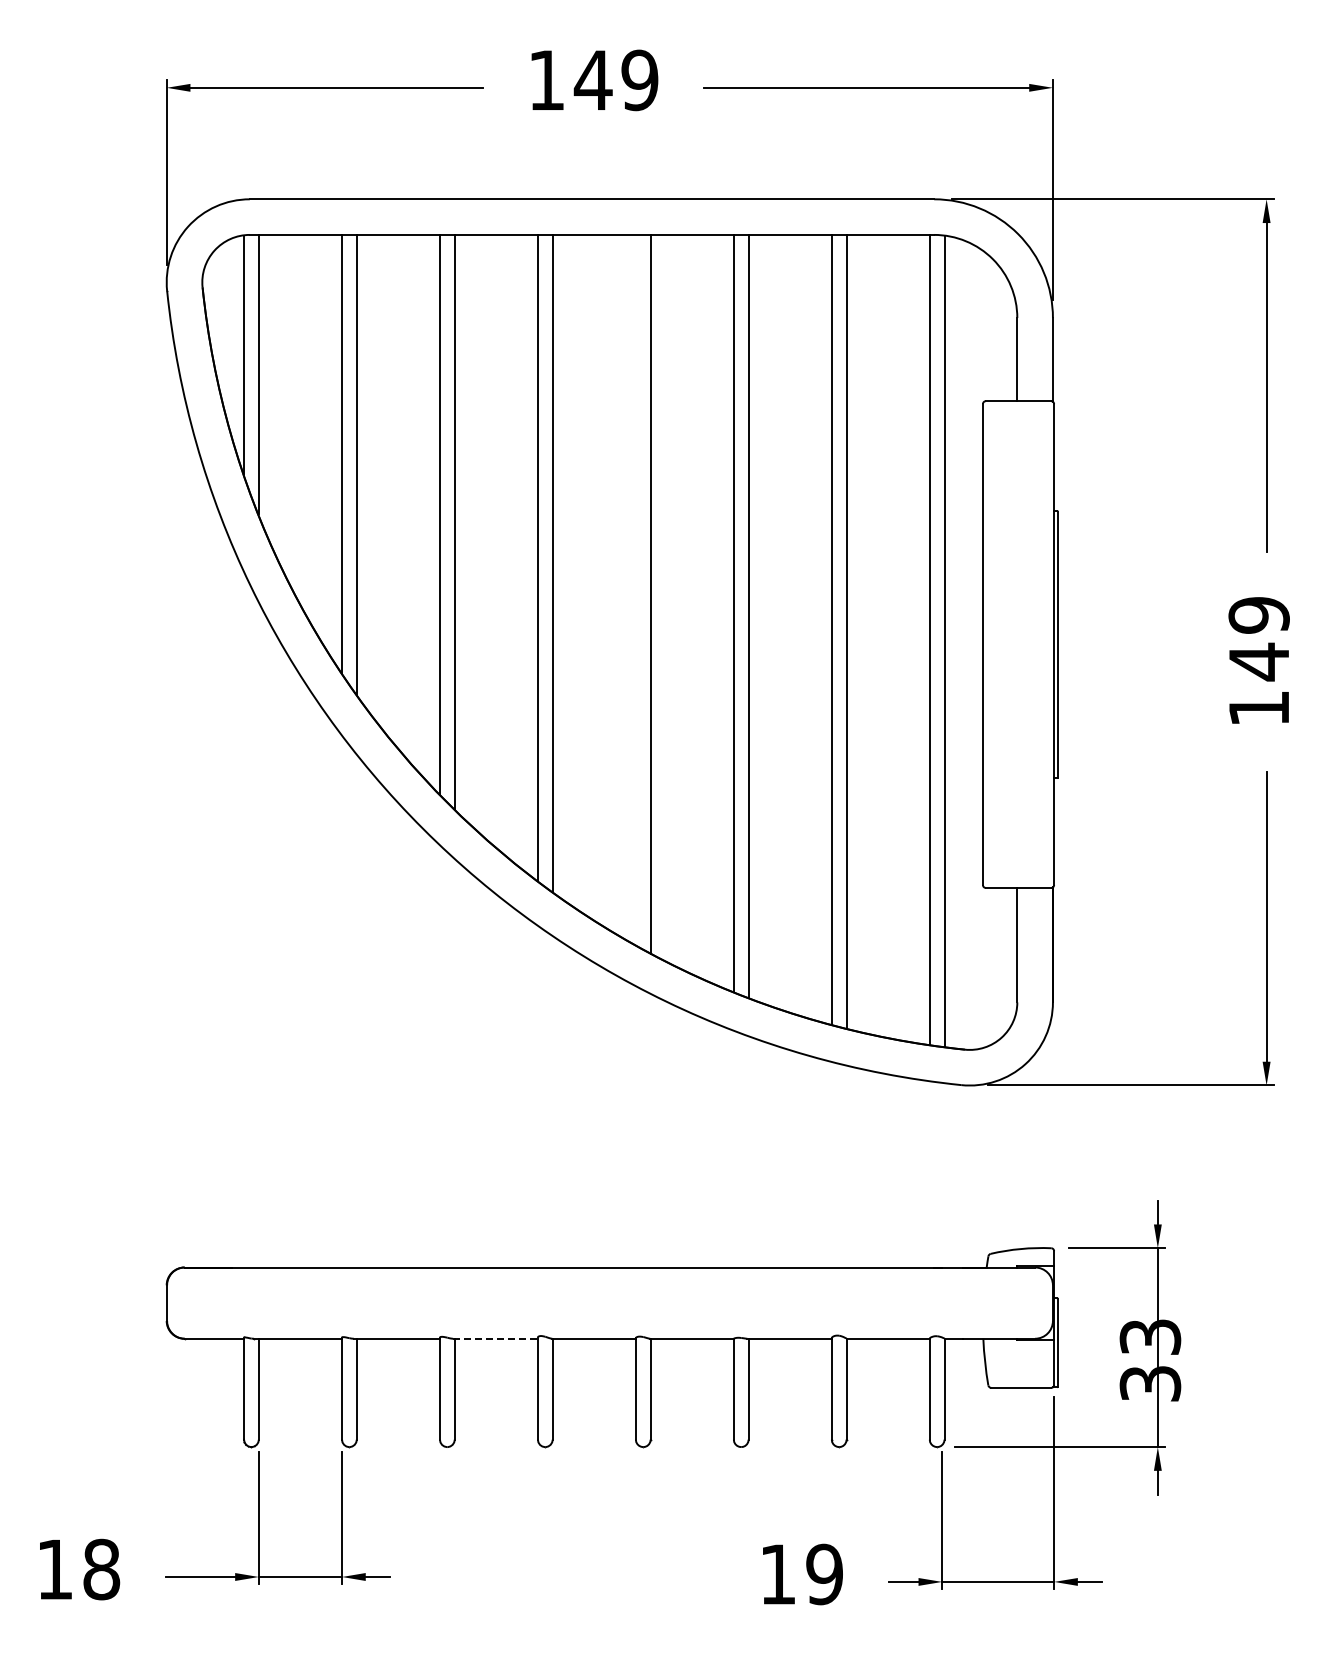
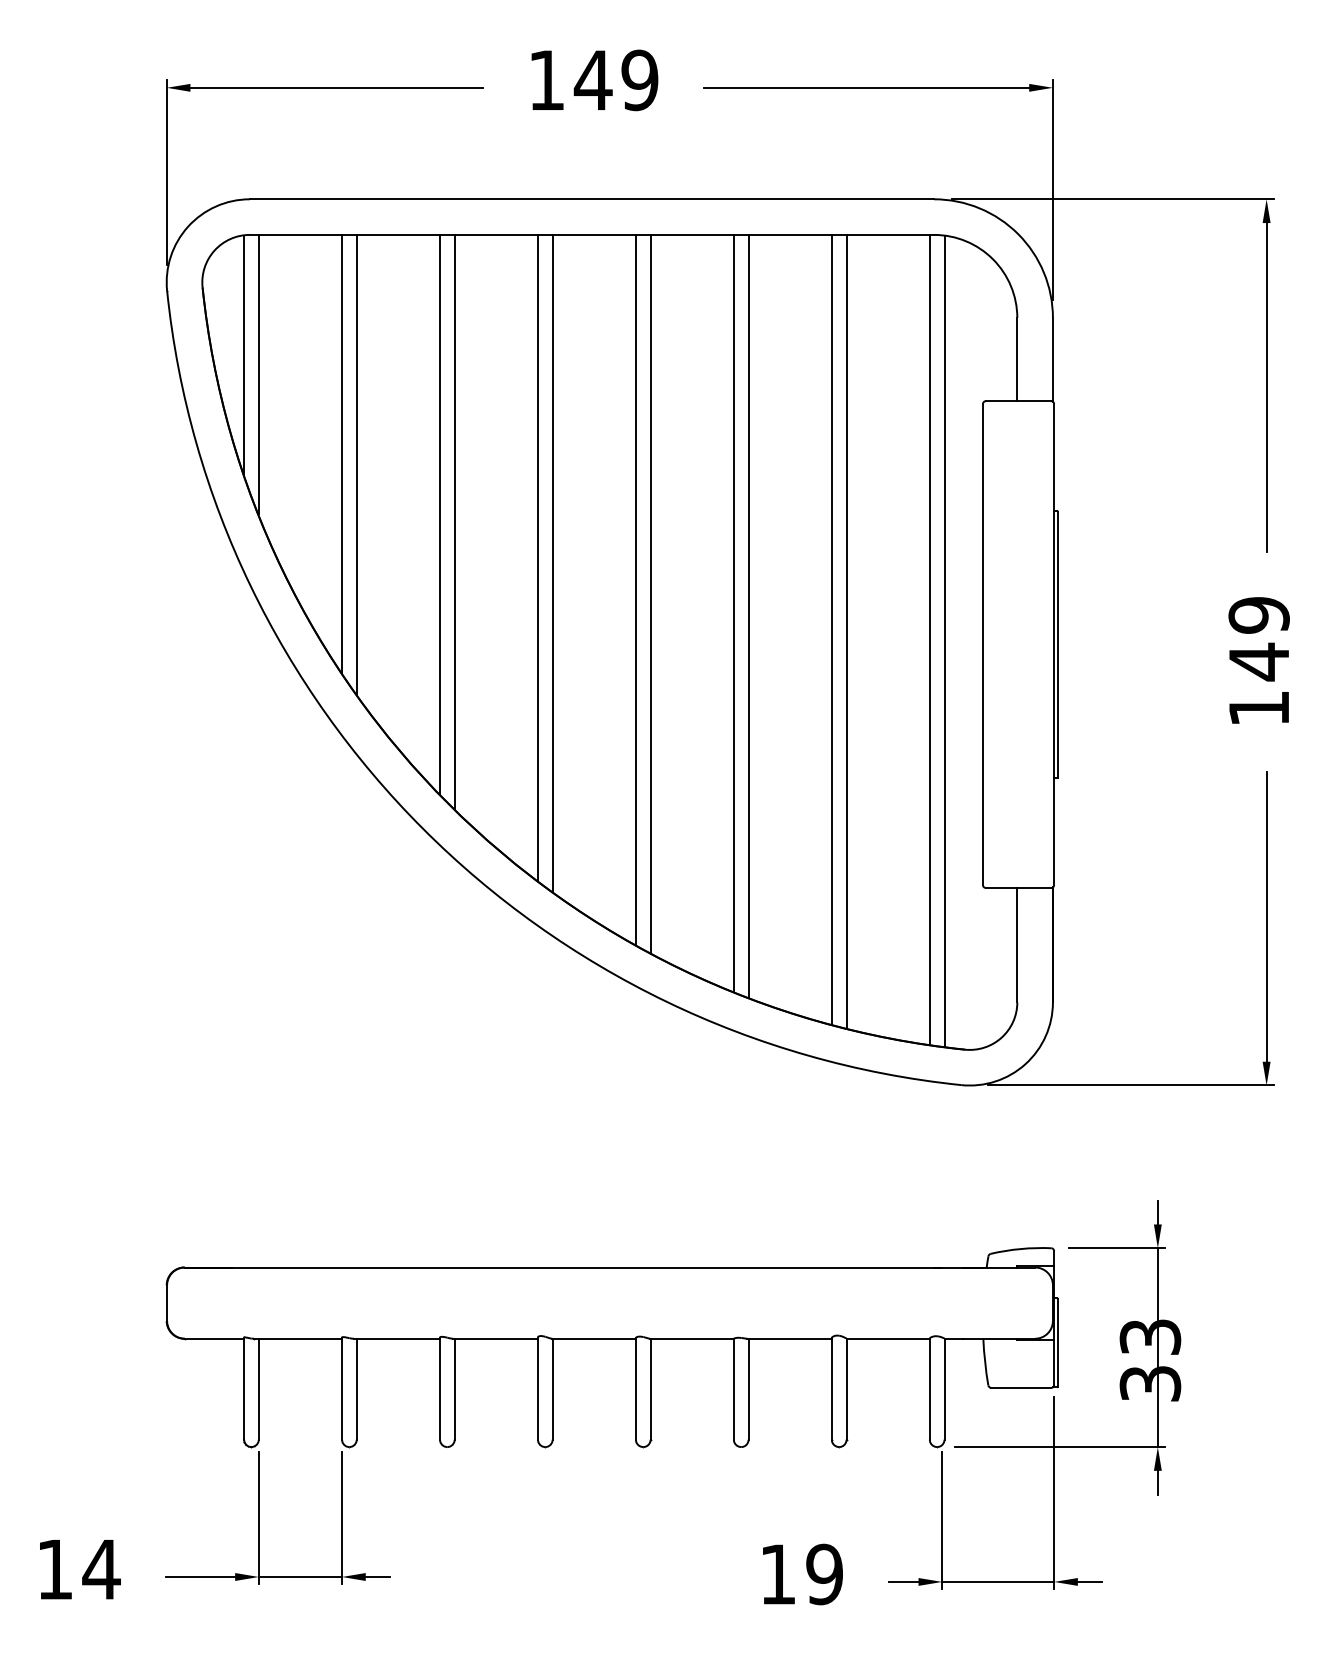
line: none -> present (635, 589)
line: dashed -> solid (496, 1338)
text: 18 -> 14 (101, 1569)
